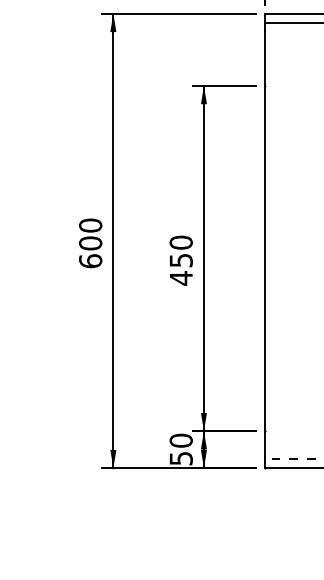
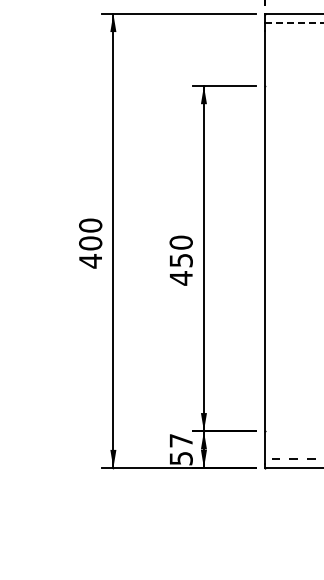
line: solid -> dashed (294, 22)
text: 600 -> 400 (90, 261)
text: 50 -> 57 (180, 440)
